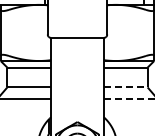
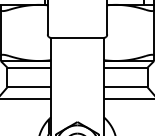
line: dashed -> solid (125, 87)
line: dashed -> solid (129, 98)
